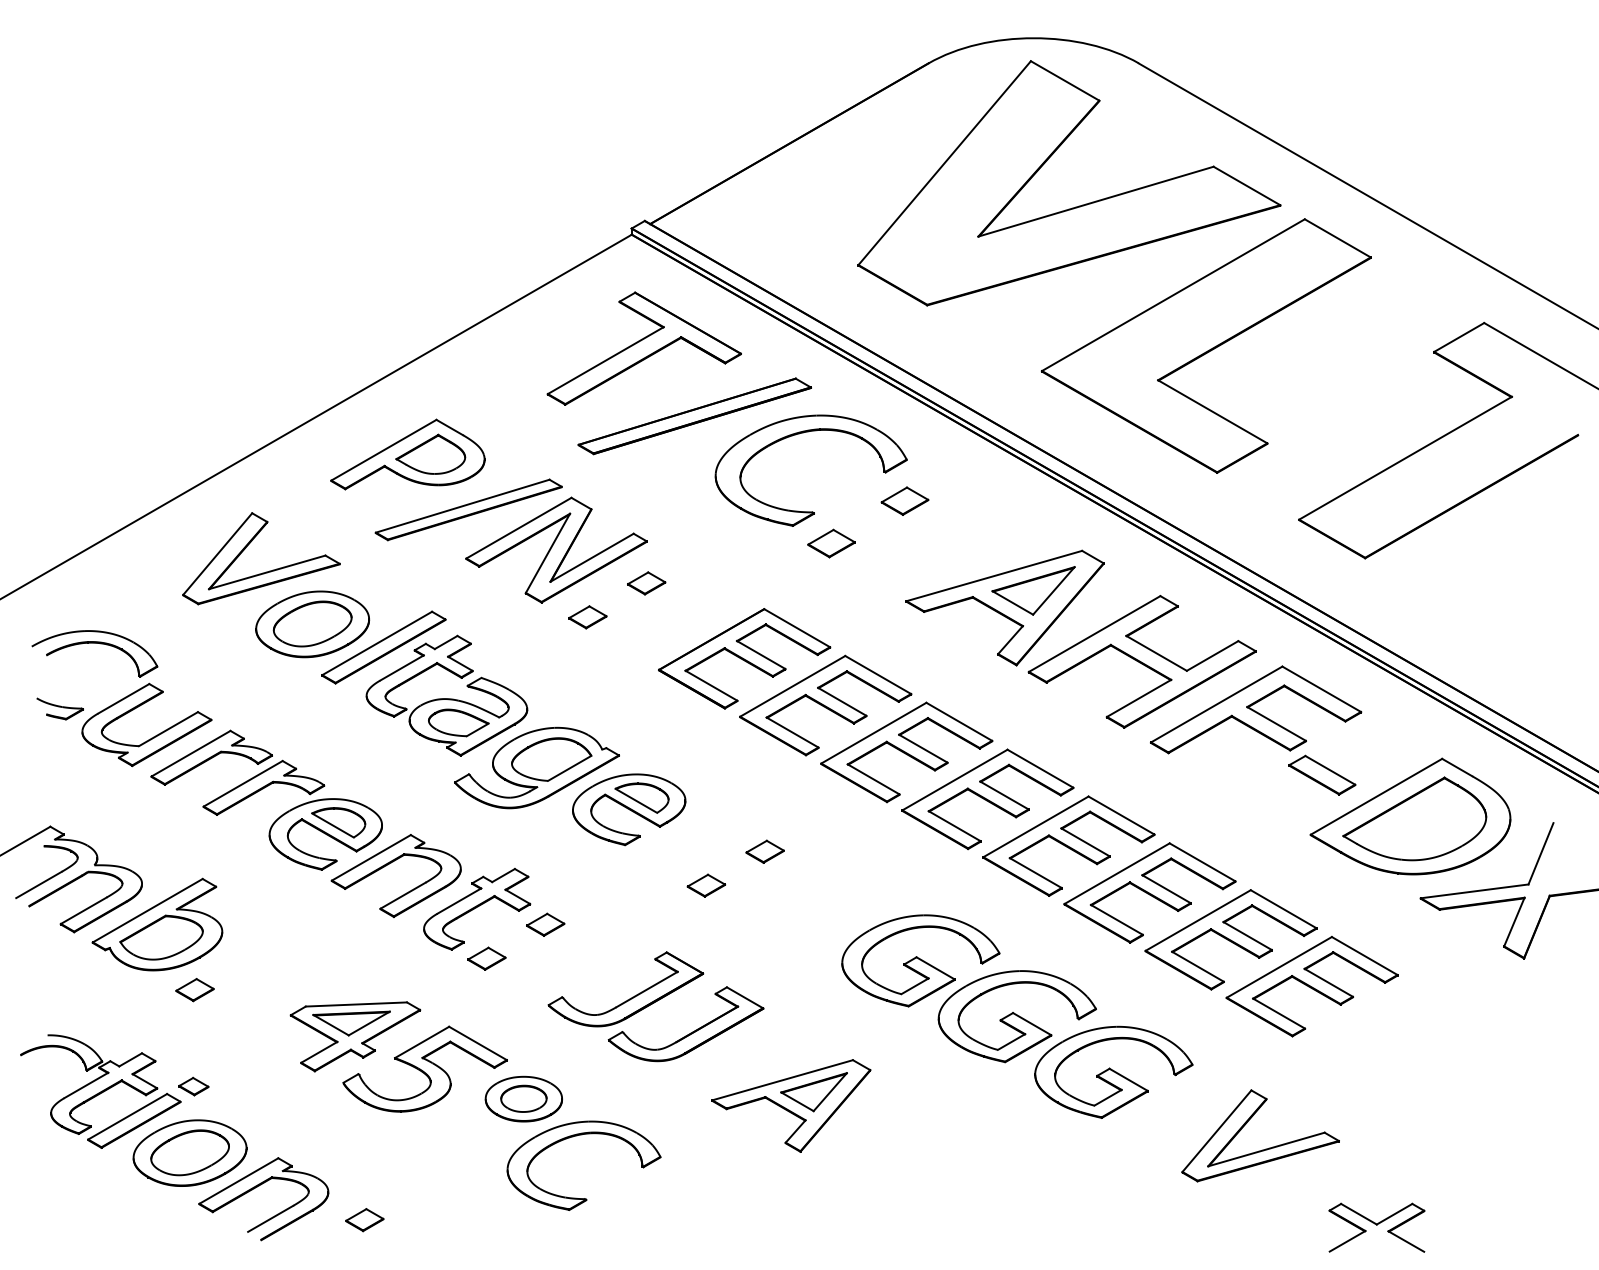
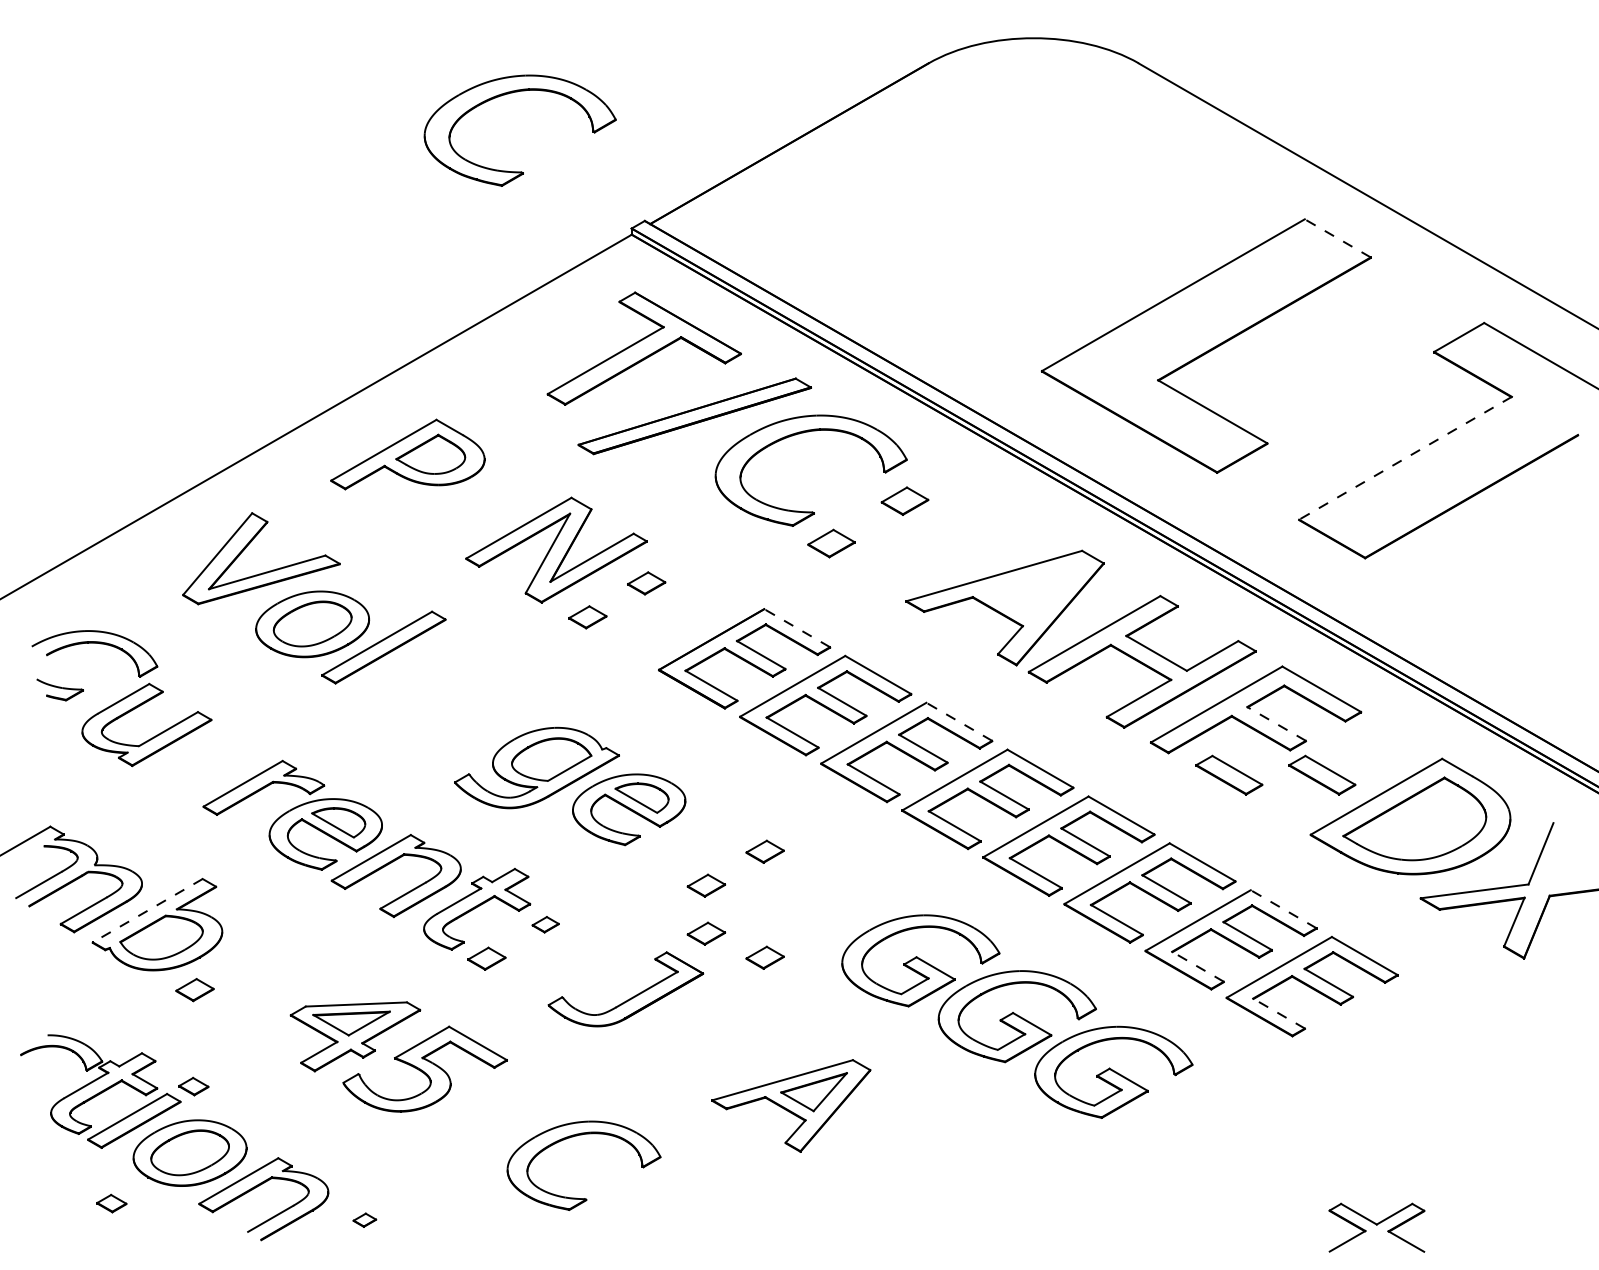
part: none -> present (508, 94)
part: present -> none (1078, 205)
line: solid -> dashed (1337, 238)
line: solid -> dashed (1405, 458)
part: present -> none (468, 509)
part: present -> none (1033, 590)
line: solid -> dashed (797, 628)
part: present -> none (446, 695)
part position: (59, 708) -> (59, 689) (59, 689)
line: solid -> dashed (959, 721)
line: solid -> dashed (1276, 723)
part: present -> none (211, 757)
part: none -> present (1229, 774)
line: solid -> dashed (1283, 909)
line: solid -> dashed (147, 910)
part size: 40x25 px -> 29x18 px (545, 924)
part: none -> present (706, 933)
part: none -> present (764, 957)
line: solid -> dashed (1197, 966)
line: solid -> dashed (1279, 1013)
part: present -> none (690, 1032)
part: present -> none (523, 1098)
part: present -> none (1265, 1148)
part: none -> present (111, 1203)
part size: 40x25 px -> 26x16 px (364, 1219)
